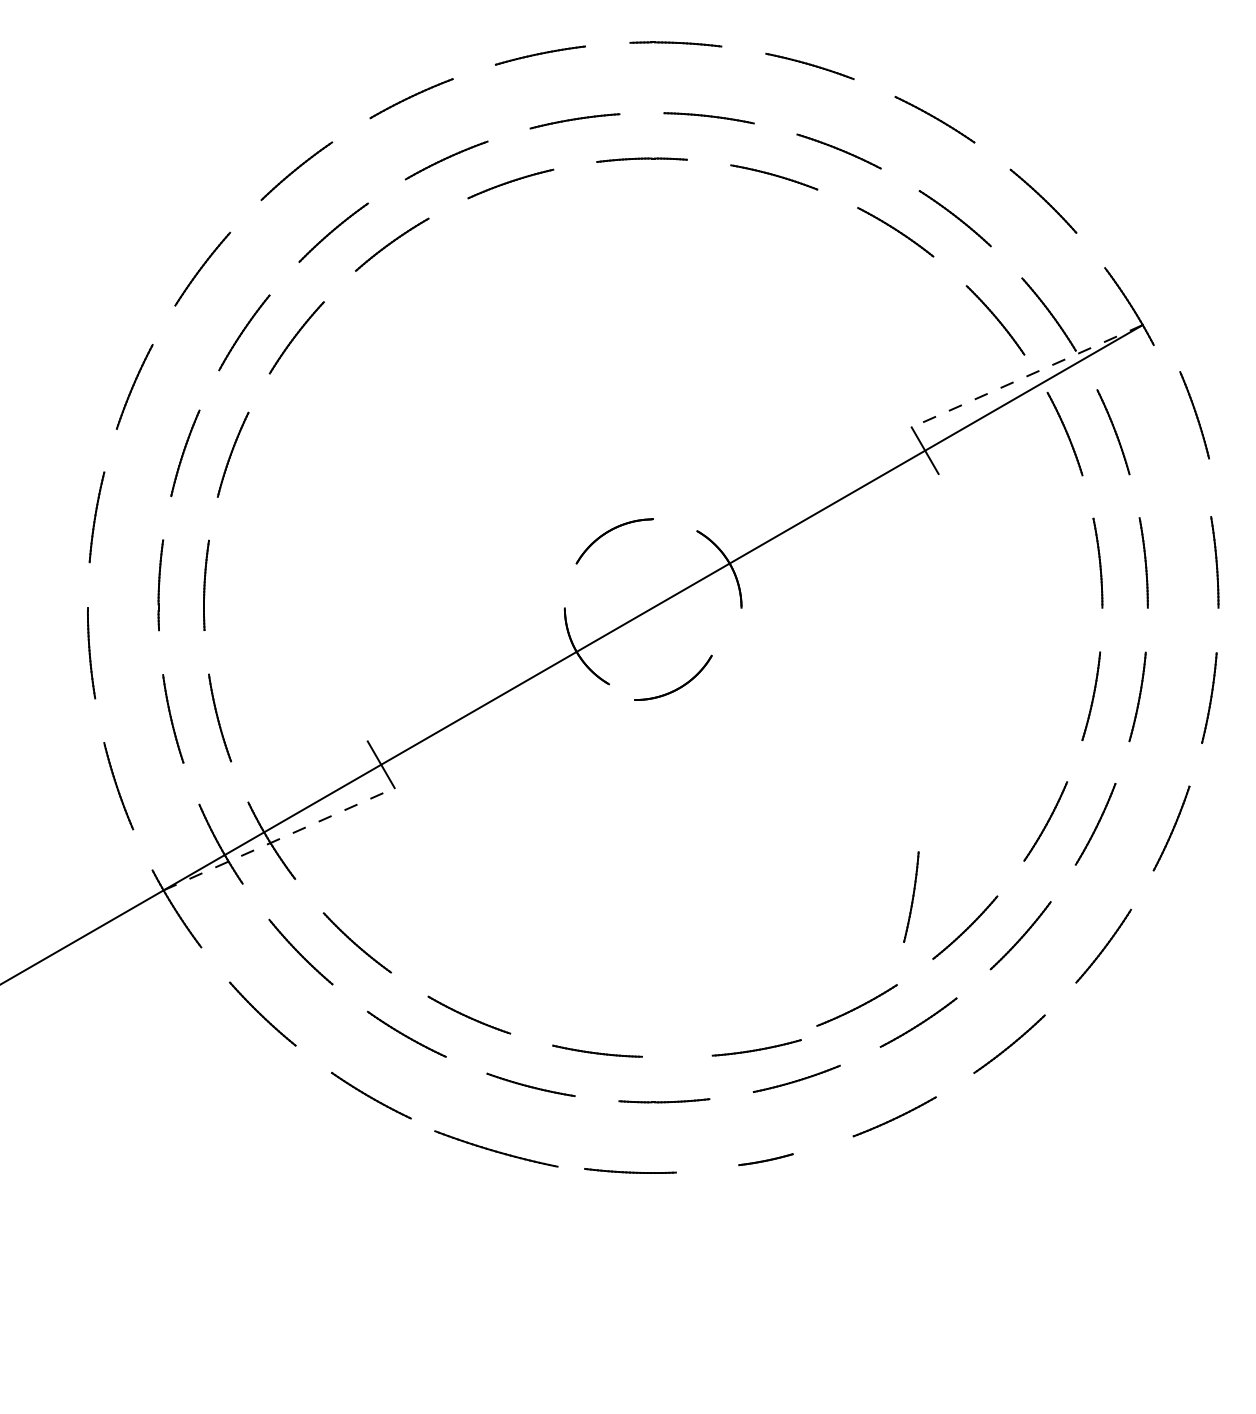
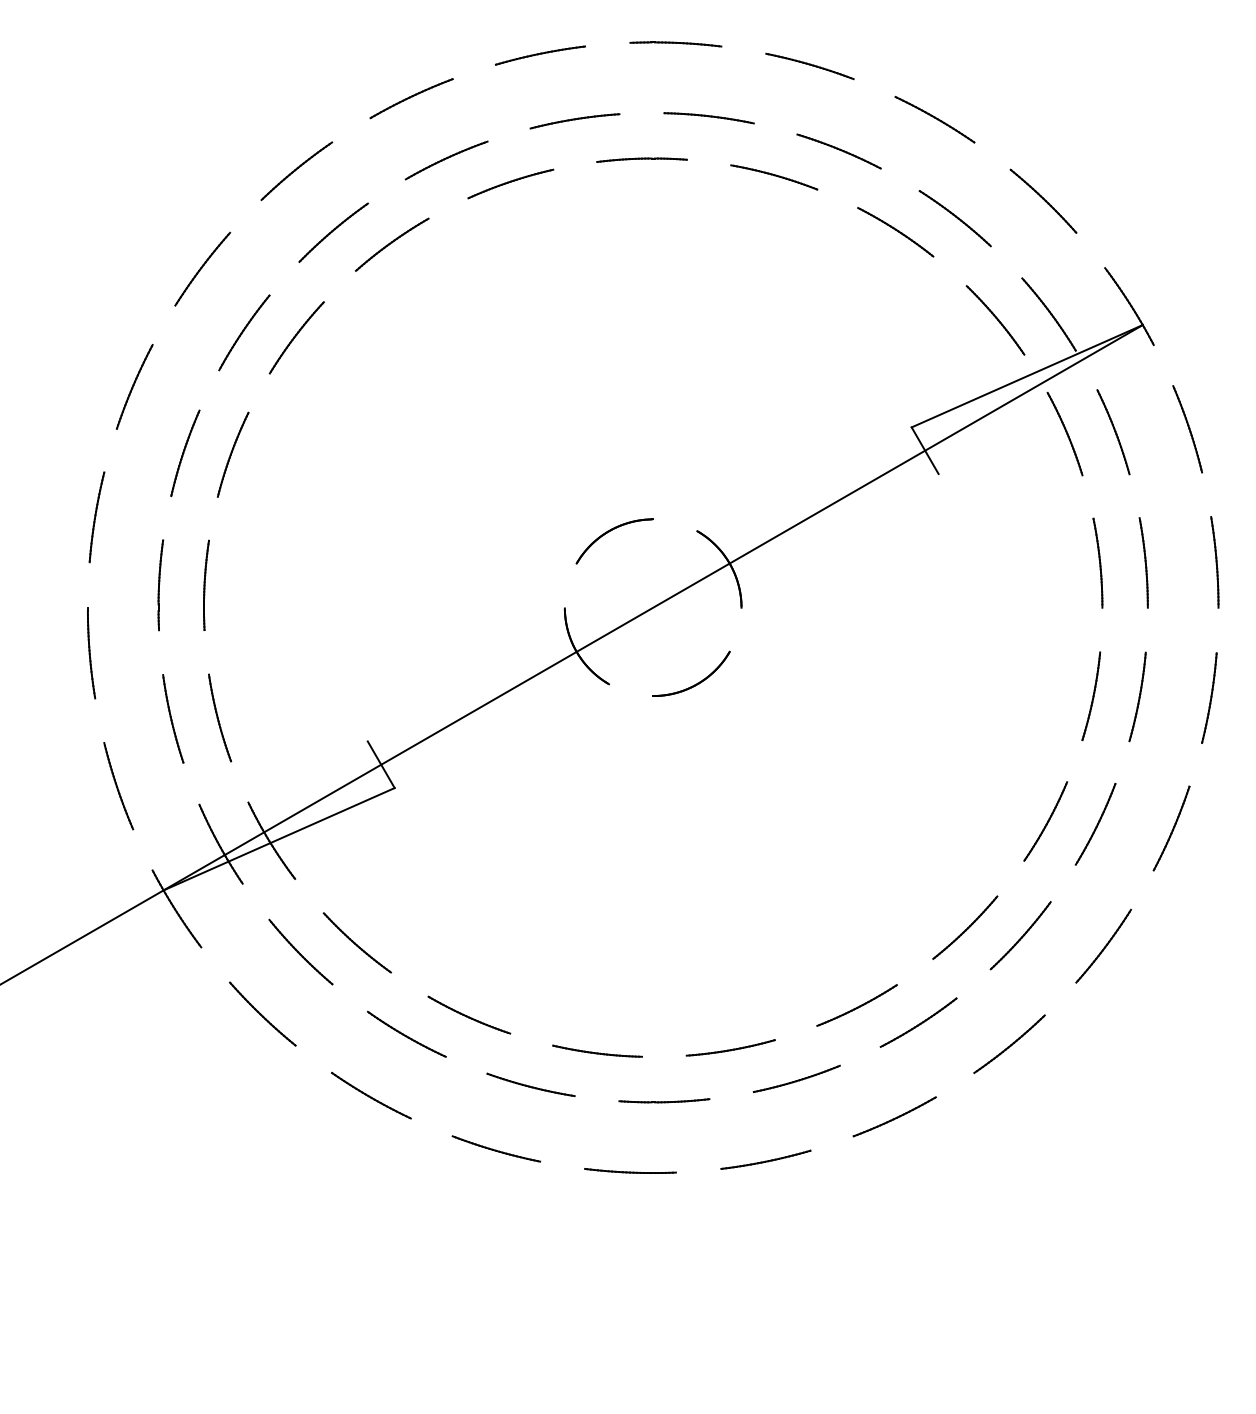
line: dashed -> solid (1026, 376)
part position: (1194, 415) -> (1187, 429) (1187, 429)
part position: (679, 686) -> (697, 682) (697, 682)
line: dashed -> solid (279, 839)
part: present -> none (911, 896)
part position: (756, 1047) -> (730, 1047) (730, 1047)
part size: 125x38 px -> 91x28 px (496, 1148)
part size: 56x14 px -> 92x21 px (765, 1159)
